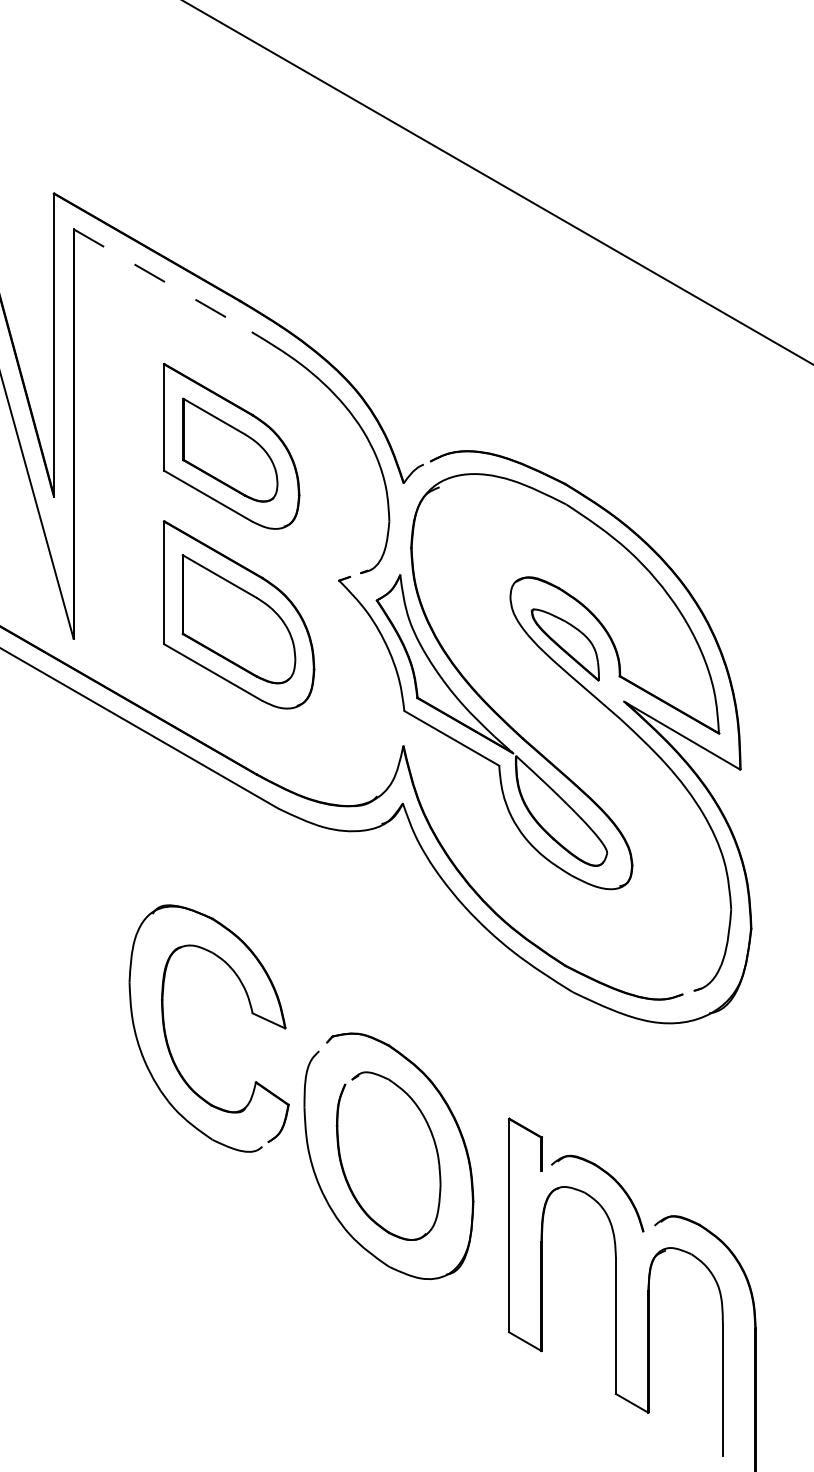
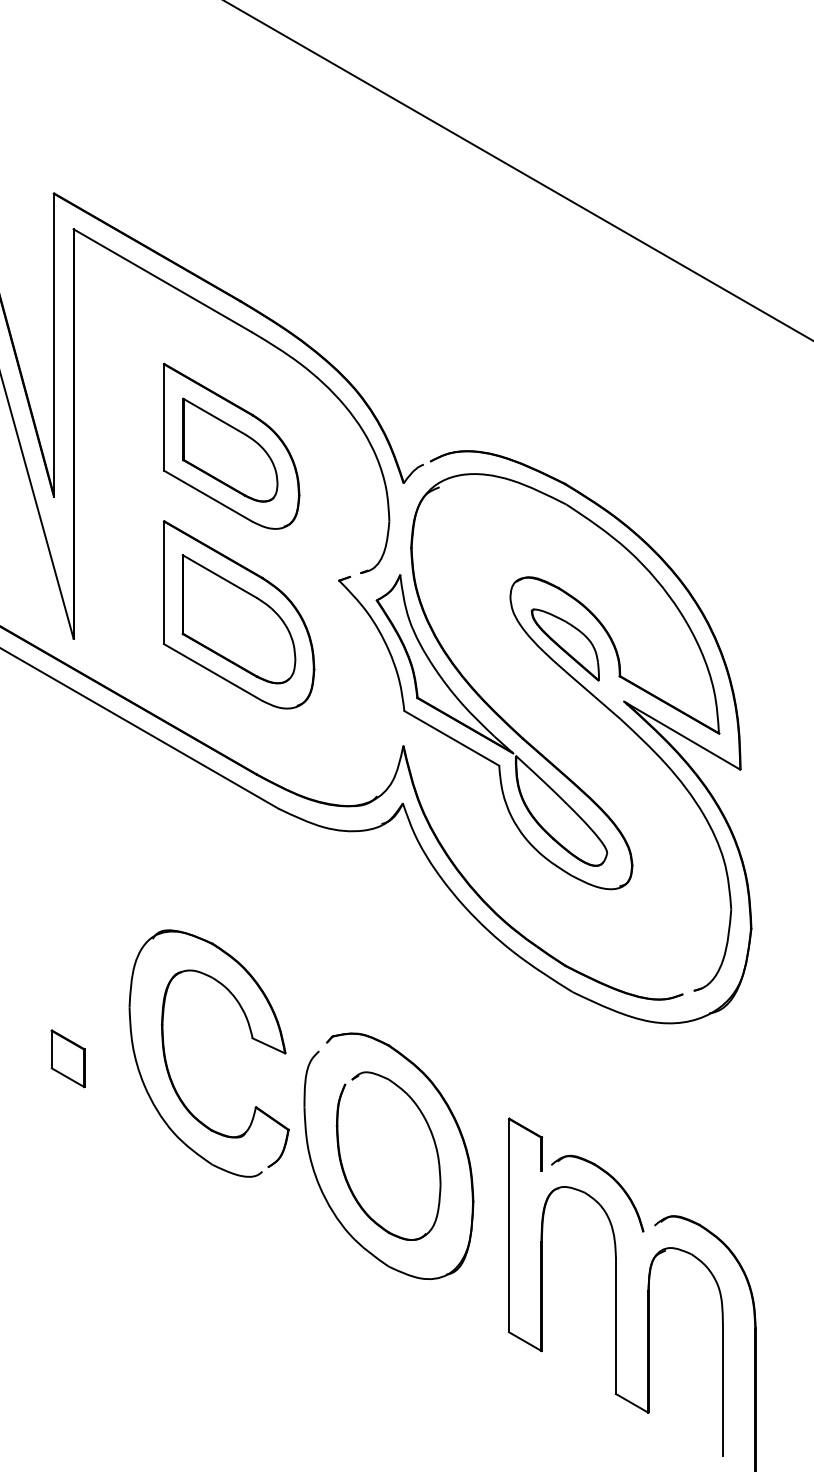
line position: (497, 182) -> (518, 170) (518, 170)
line: dashed -> solid (162, 280)
part position: (167, 1038) -> (167, 1063) (167, 1063)
part: none -> present (67, 1058)
